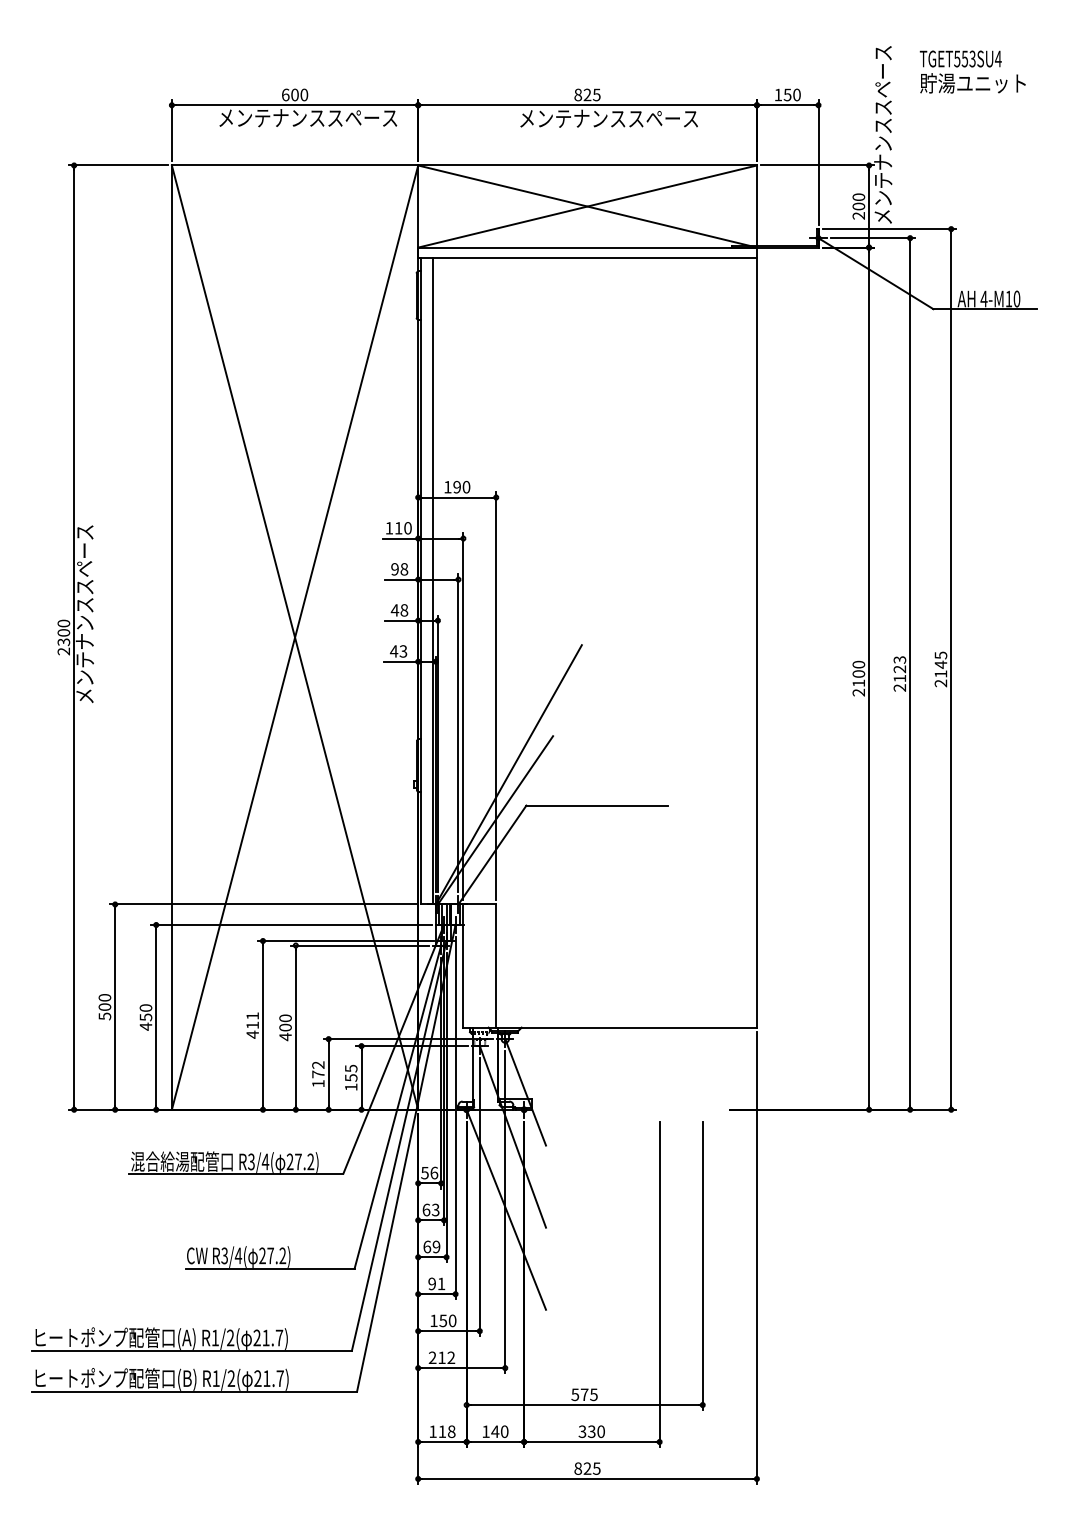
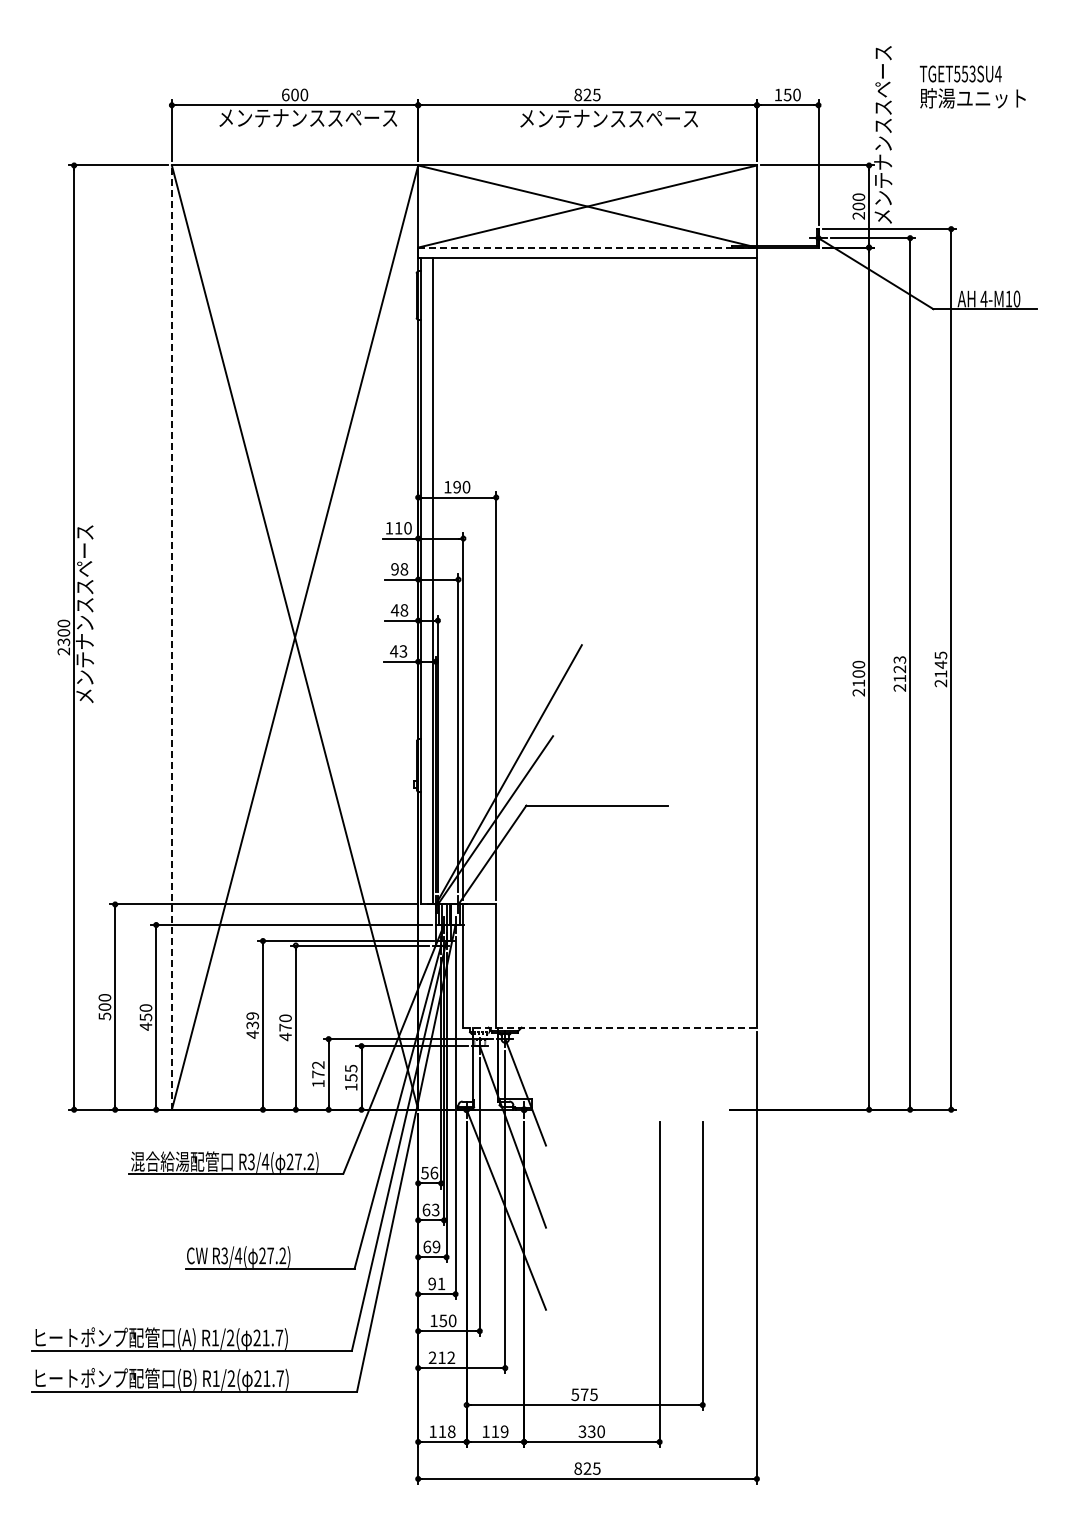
text position: (972, 71) -> (972, 86) (972, 86)
line: solid -> dashed (588, 247)
line: solid -> dashed (171, 637)
text: 411 -> 439 (252, 1020)
text: 400 -> 470 (285, 1027)
line: solid -> dashed (610, 1027)
text: 140 -> 119 (499, 1431)
